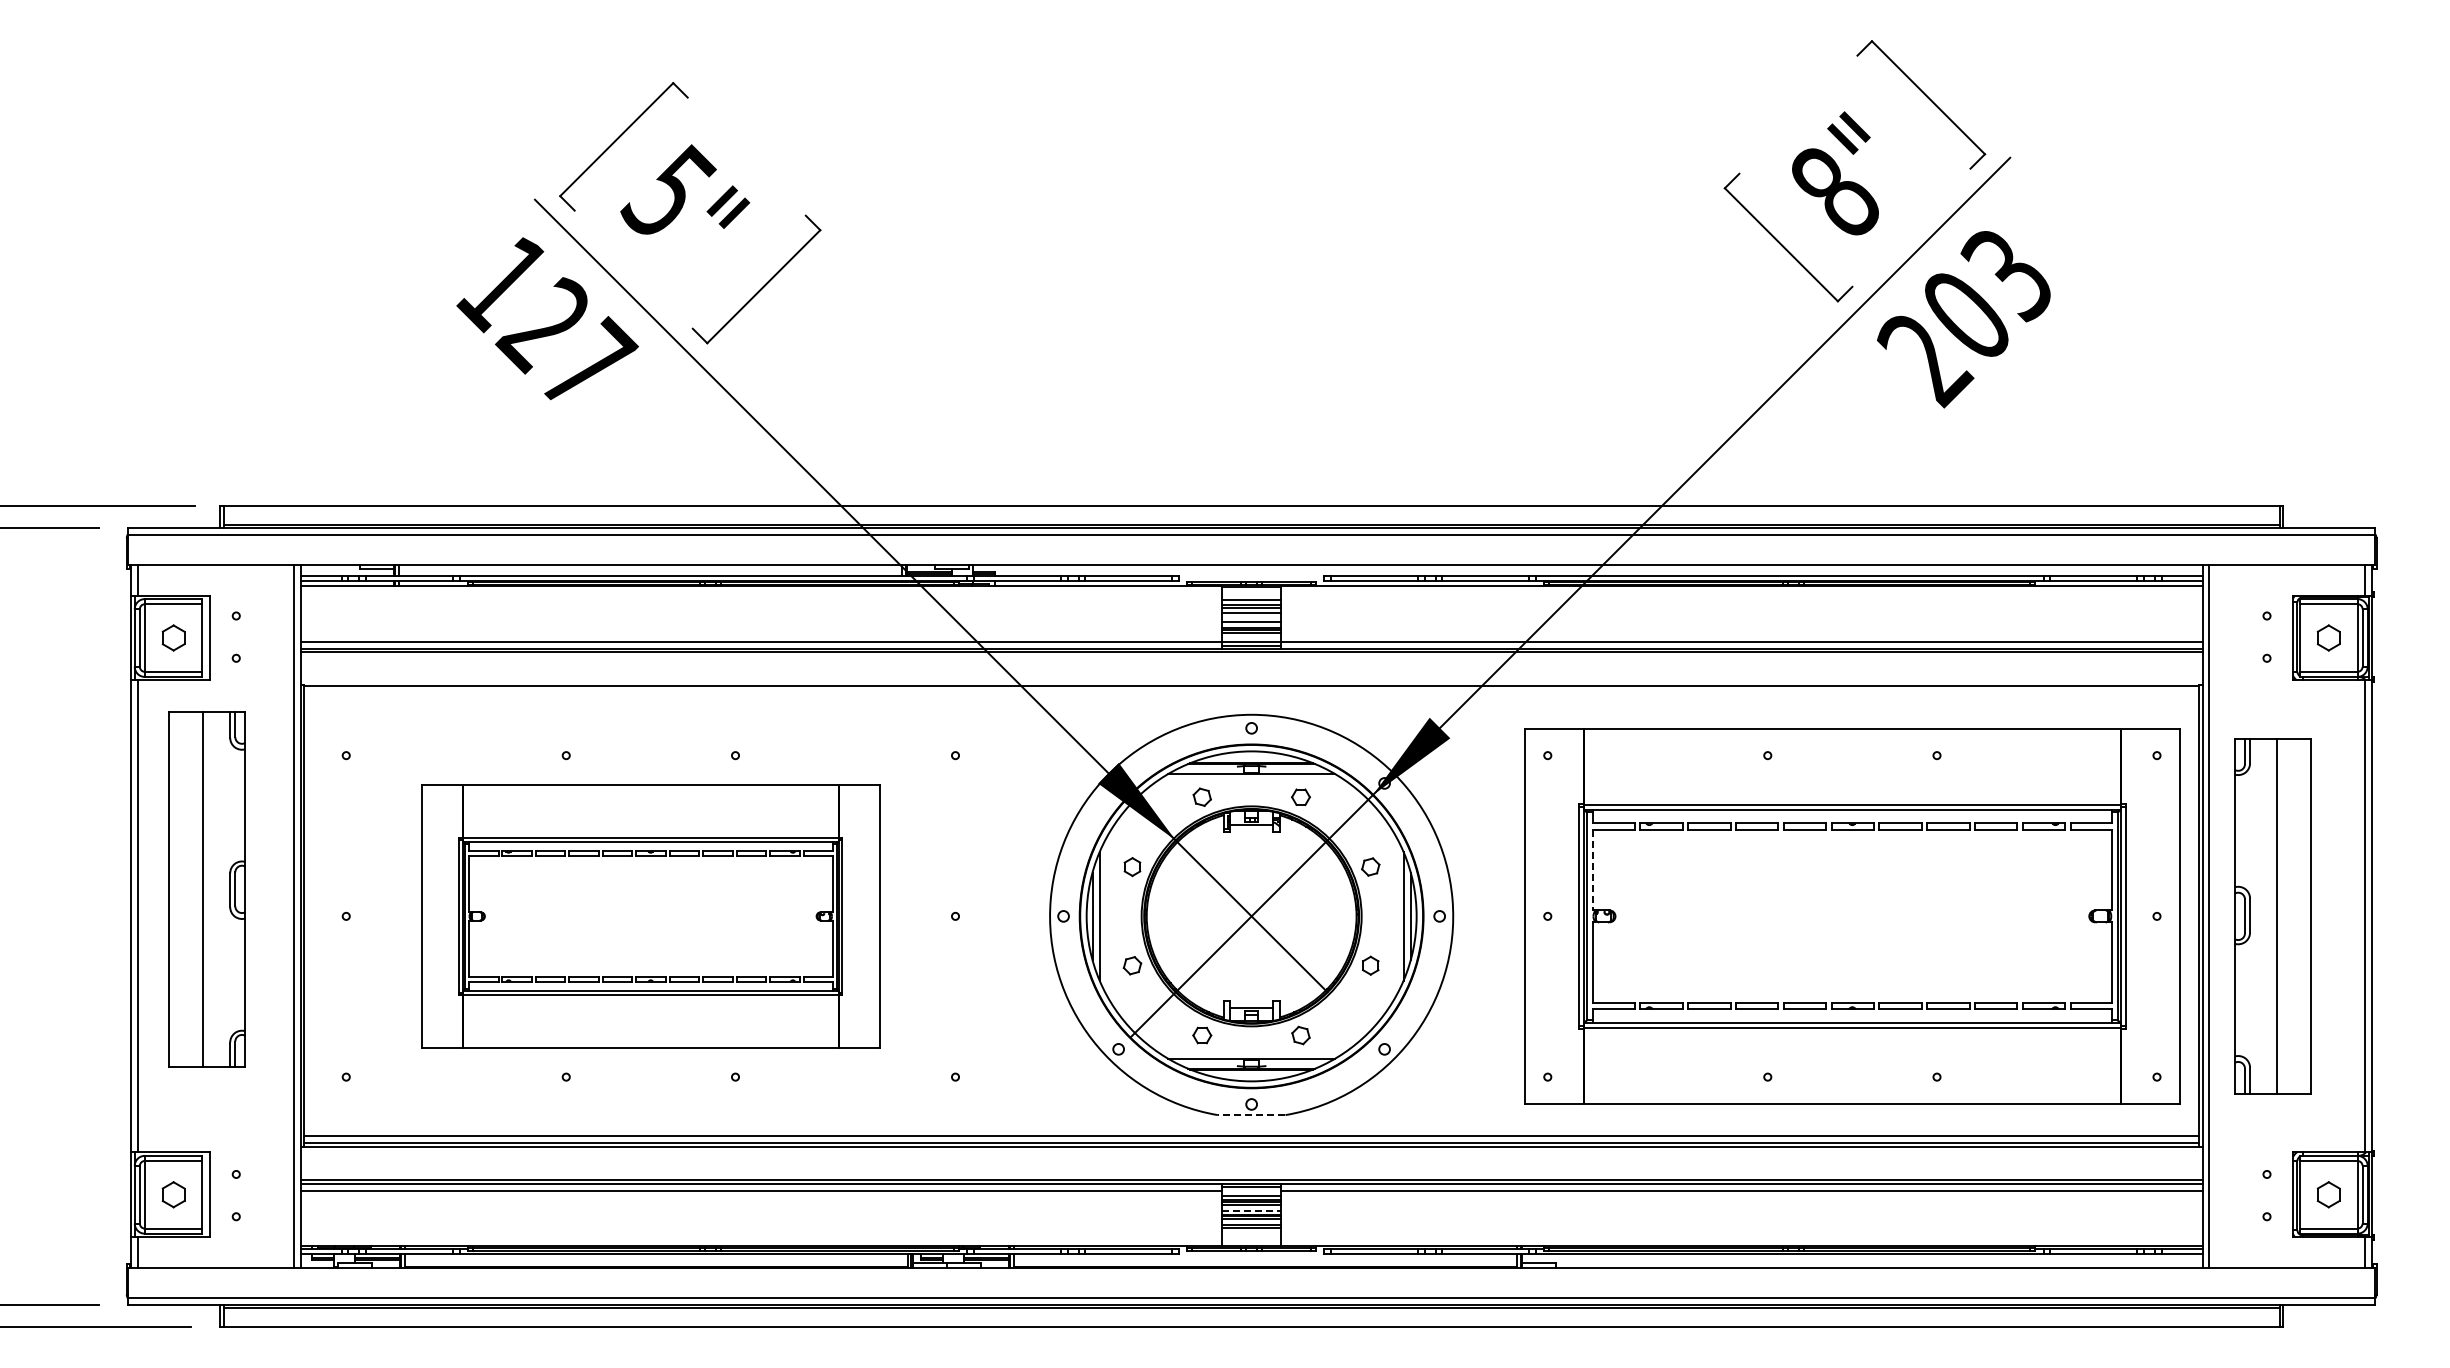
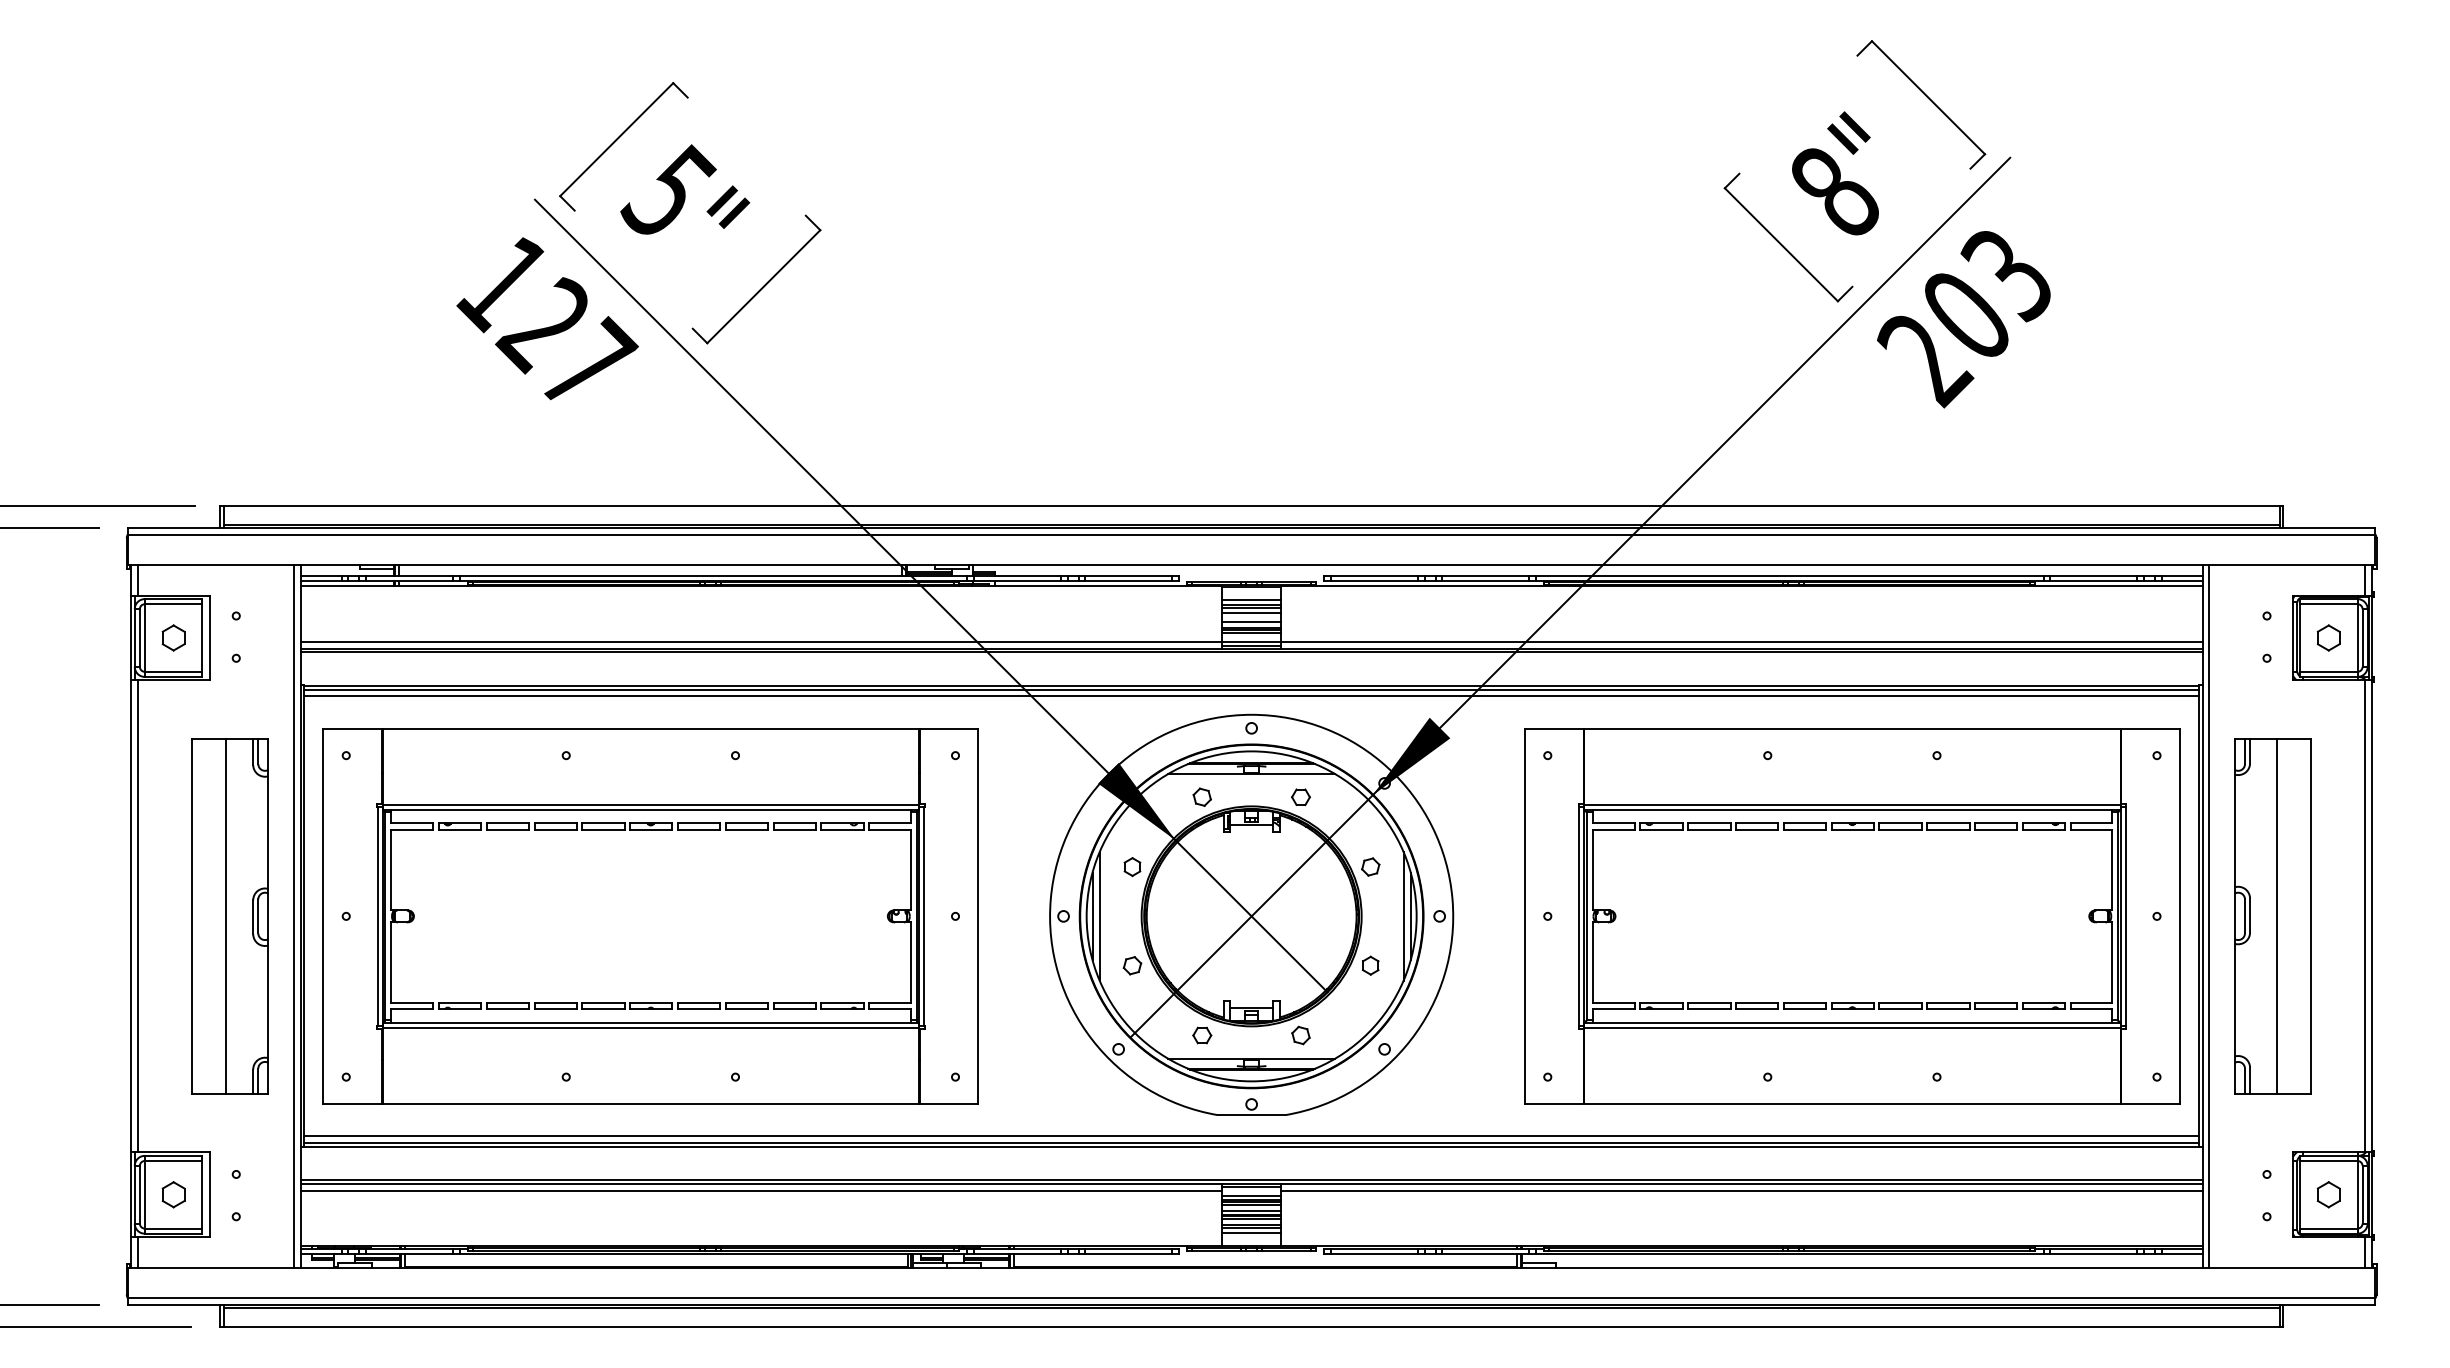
line: none -> present (1251, 689)
line: none -> present (1251, 696)
line: dashed -> solid (1592, 870)
part position: (206, 889) -> (229, 916) (229, 916)
part size: 460x265 px -> 657x377 px (650, 916)
line: dashed -> solid (1251, 1115)
line: dashed -> solid (1251, 1210)
line: none -> present (1251, 1232)
